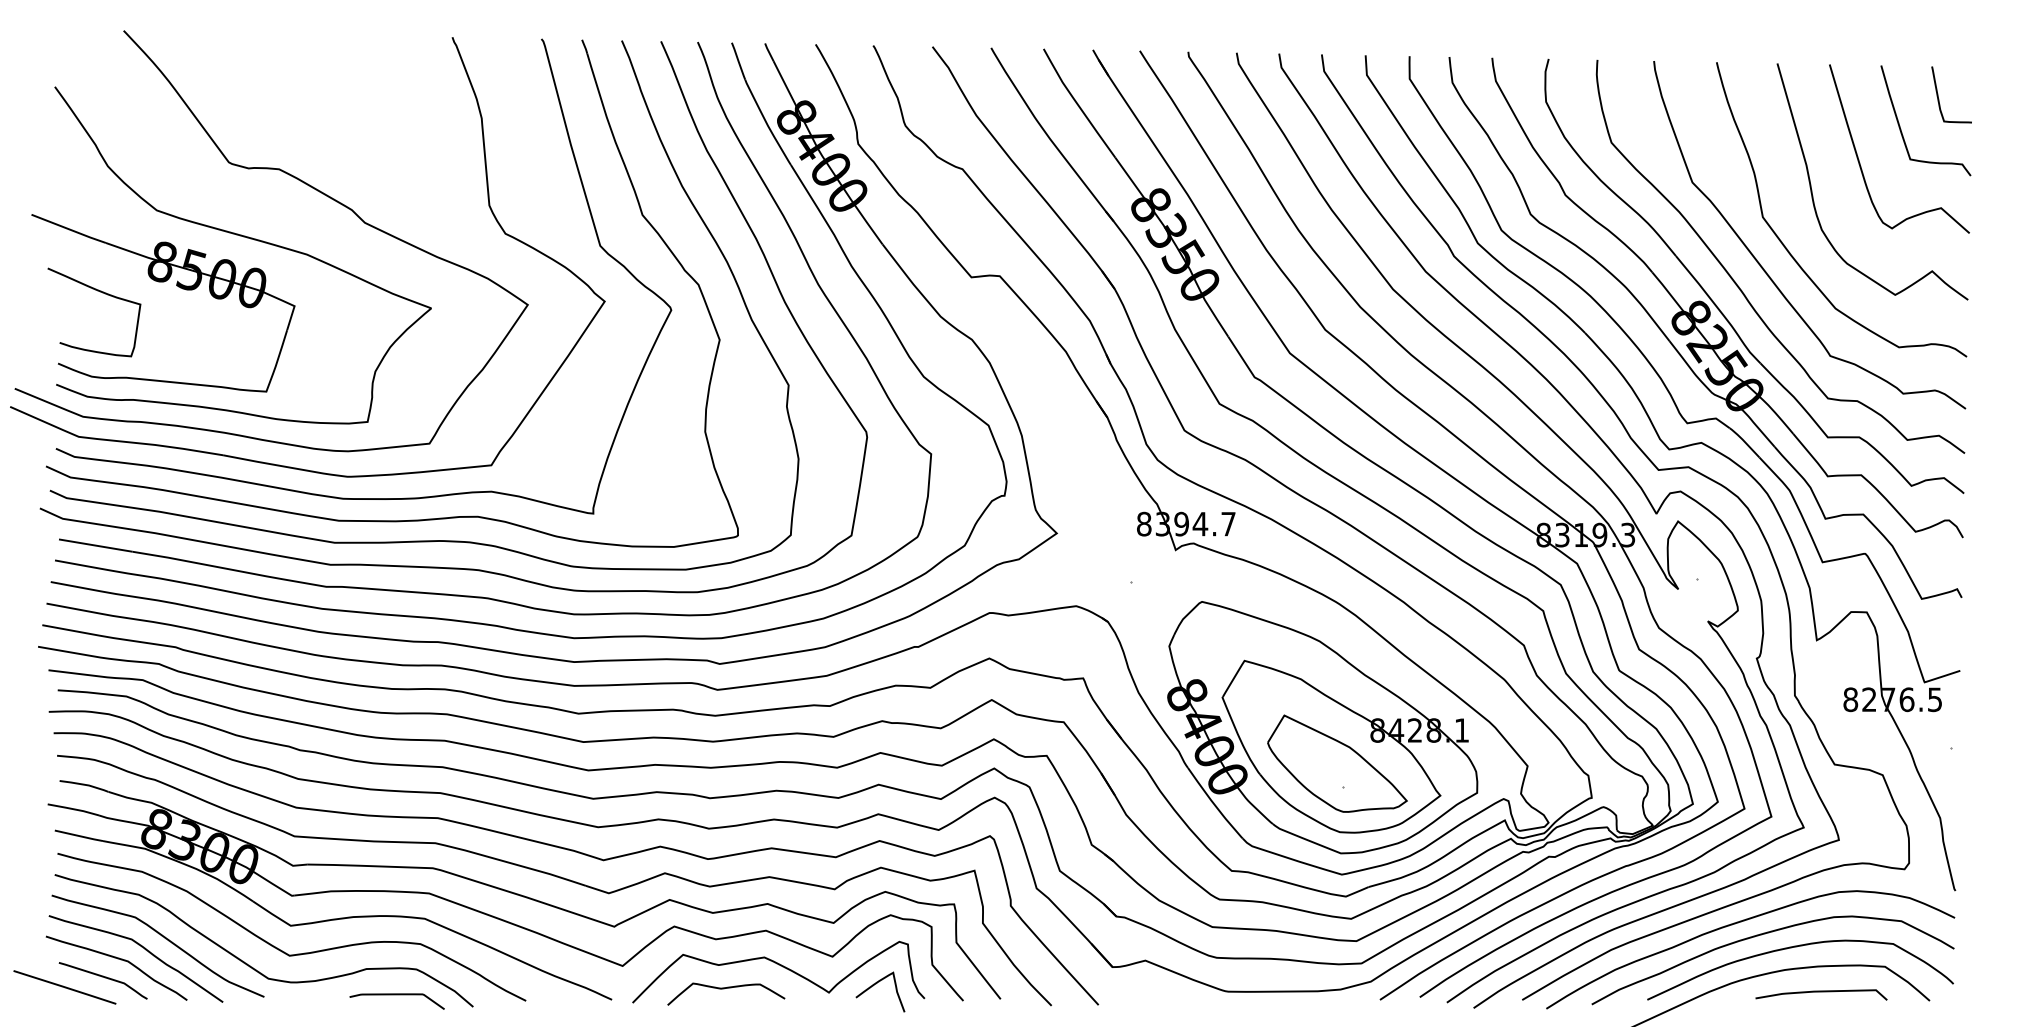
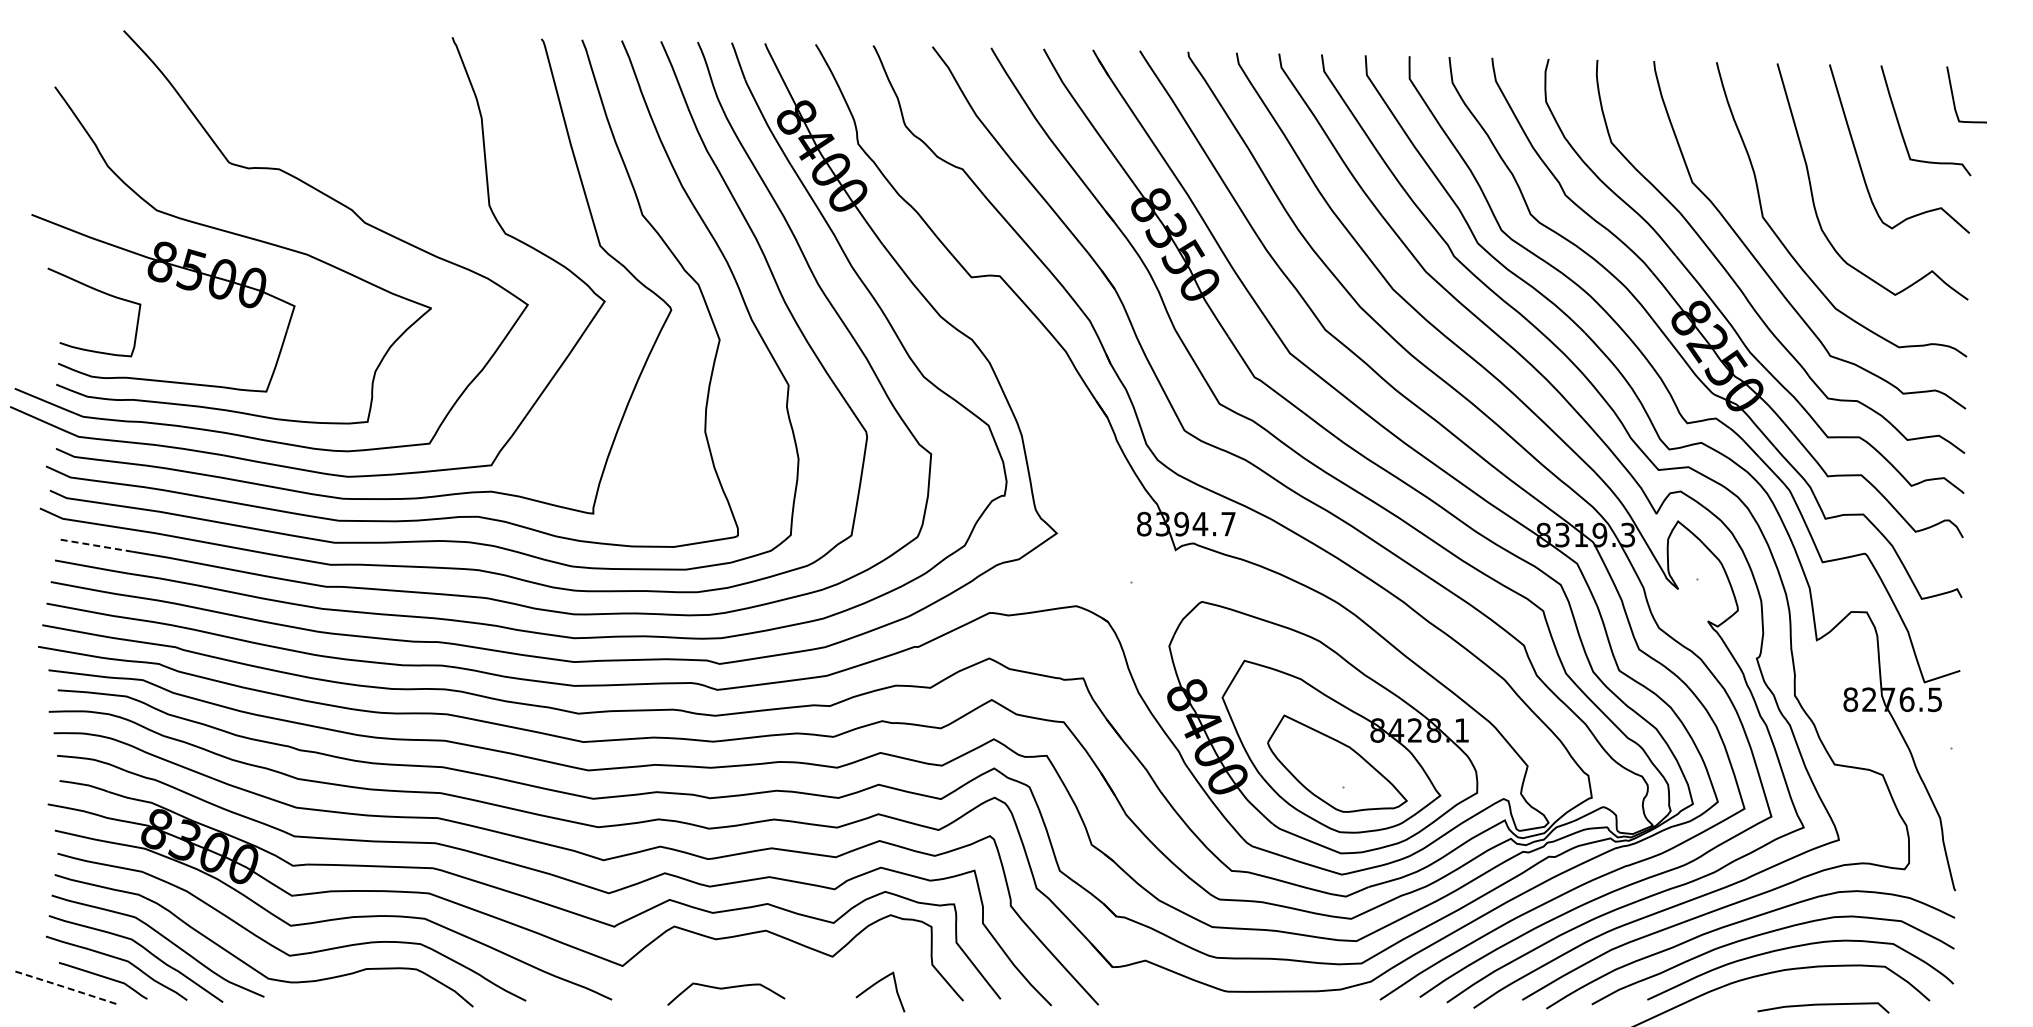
curve position: (1938, 94) -> (1953, 94) (1953, 94)
line: solid -> dashed (95, 545)
curve: present -> none (780, 966)
line: solid -> dashed (64, 987)
curve position: (1821, 992) -> (1823, 1005) (1823, 1005)
curve: present -> none (396, 995)
